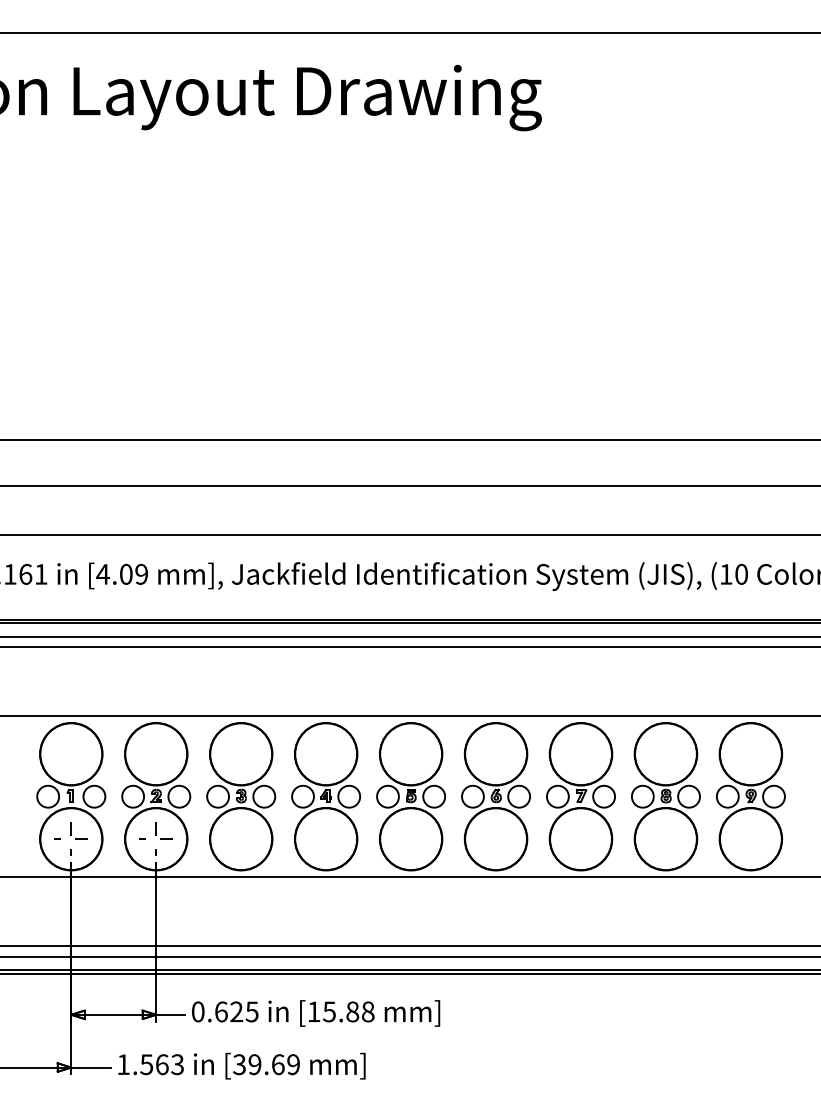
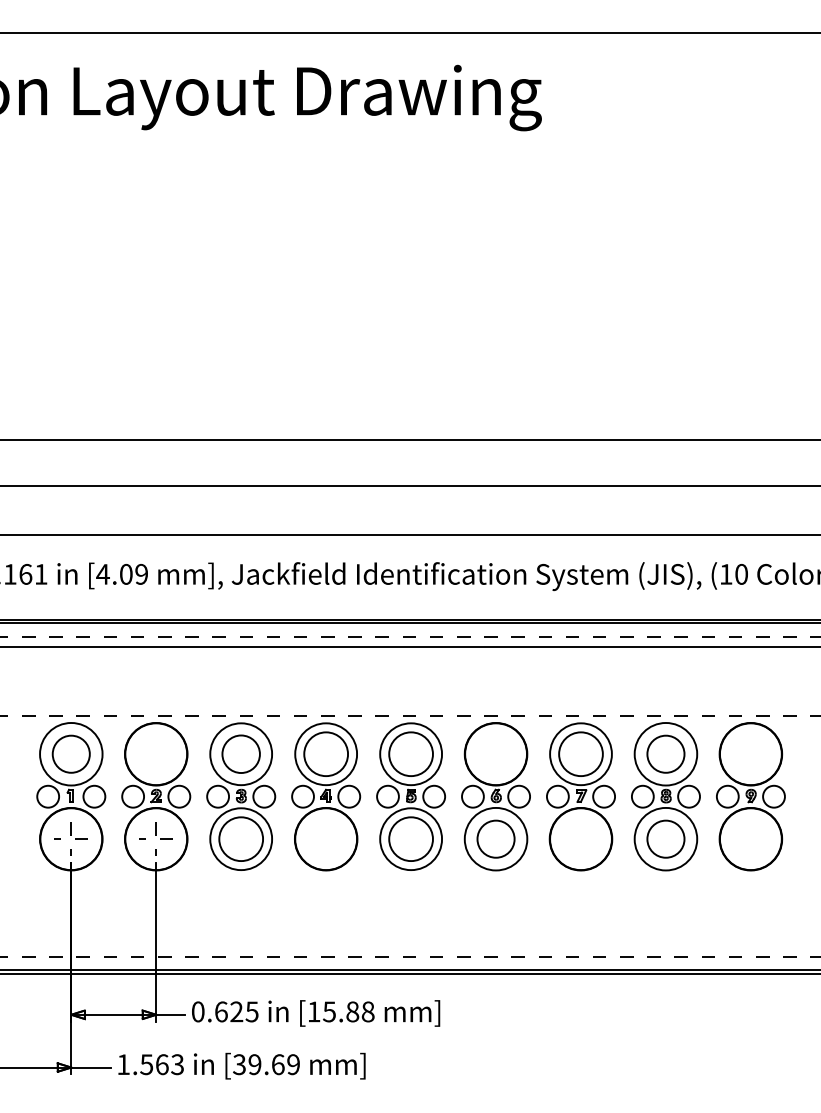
line: solid -> dashed (410, 636)
line: solid -> dashed (410, 716)
circle diameter: 63 px -> 38 px (240, 754)
circle diameter: 63 px -> 44 px (326, 754)
circle diameter: 63 px -> 44 px (410, 754)
circle diameter: 63 px -> 44 px (580, 754)
circle diameter: 62 px -> 37 px (70, 753)
circle diameter: 62 px -> 37 px (665, 753)
circle diameter: 63 px -> 44 px (241, 839)
circle diameter: 63 px -> 44 px (410, 839)
circle diameter: 62 px -> 37 px (495, 838)
circle diameter: 62 px -> 37 px (665, 838)
line: present -> none (409, 877)
line: present -> none (409, 946)
line: solid -> dashed (410, 956)
